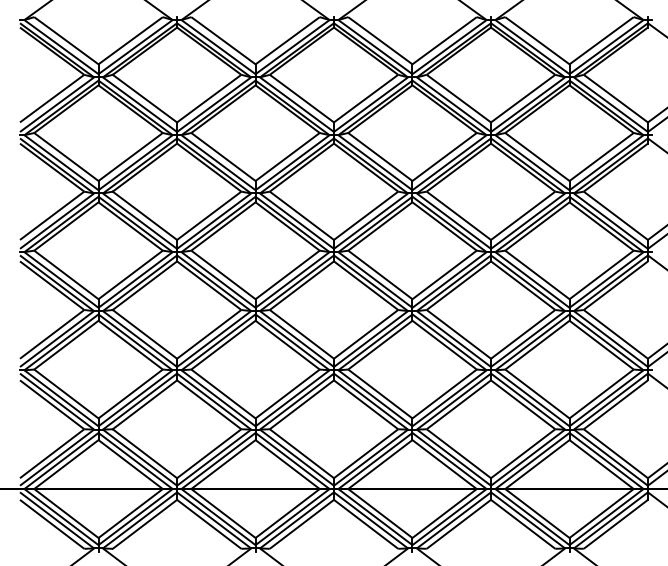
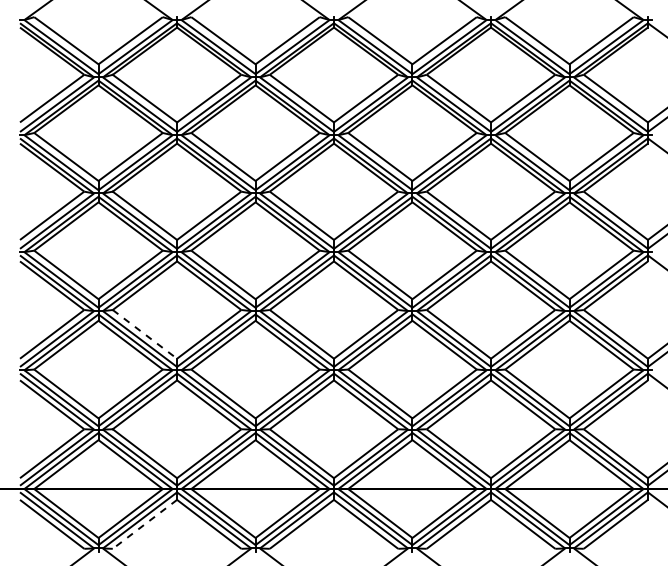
line: solid -> dashed (145, 334)
line: solid -> dashed (144, 524)
